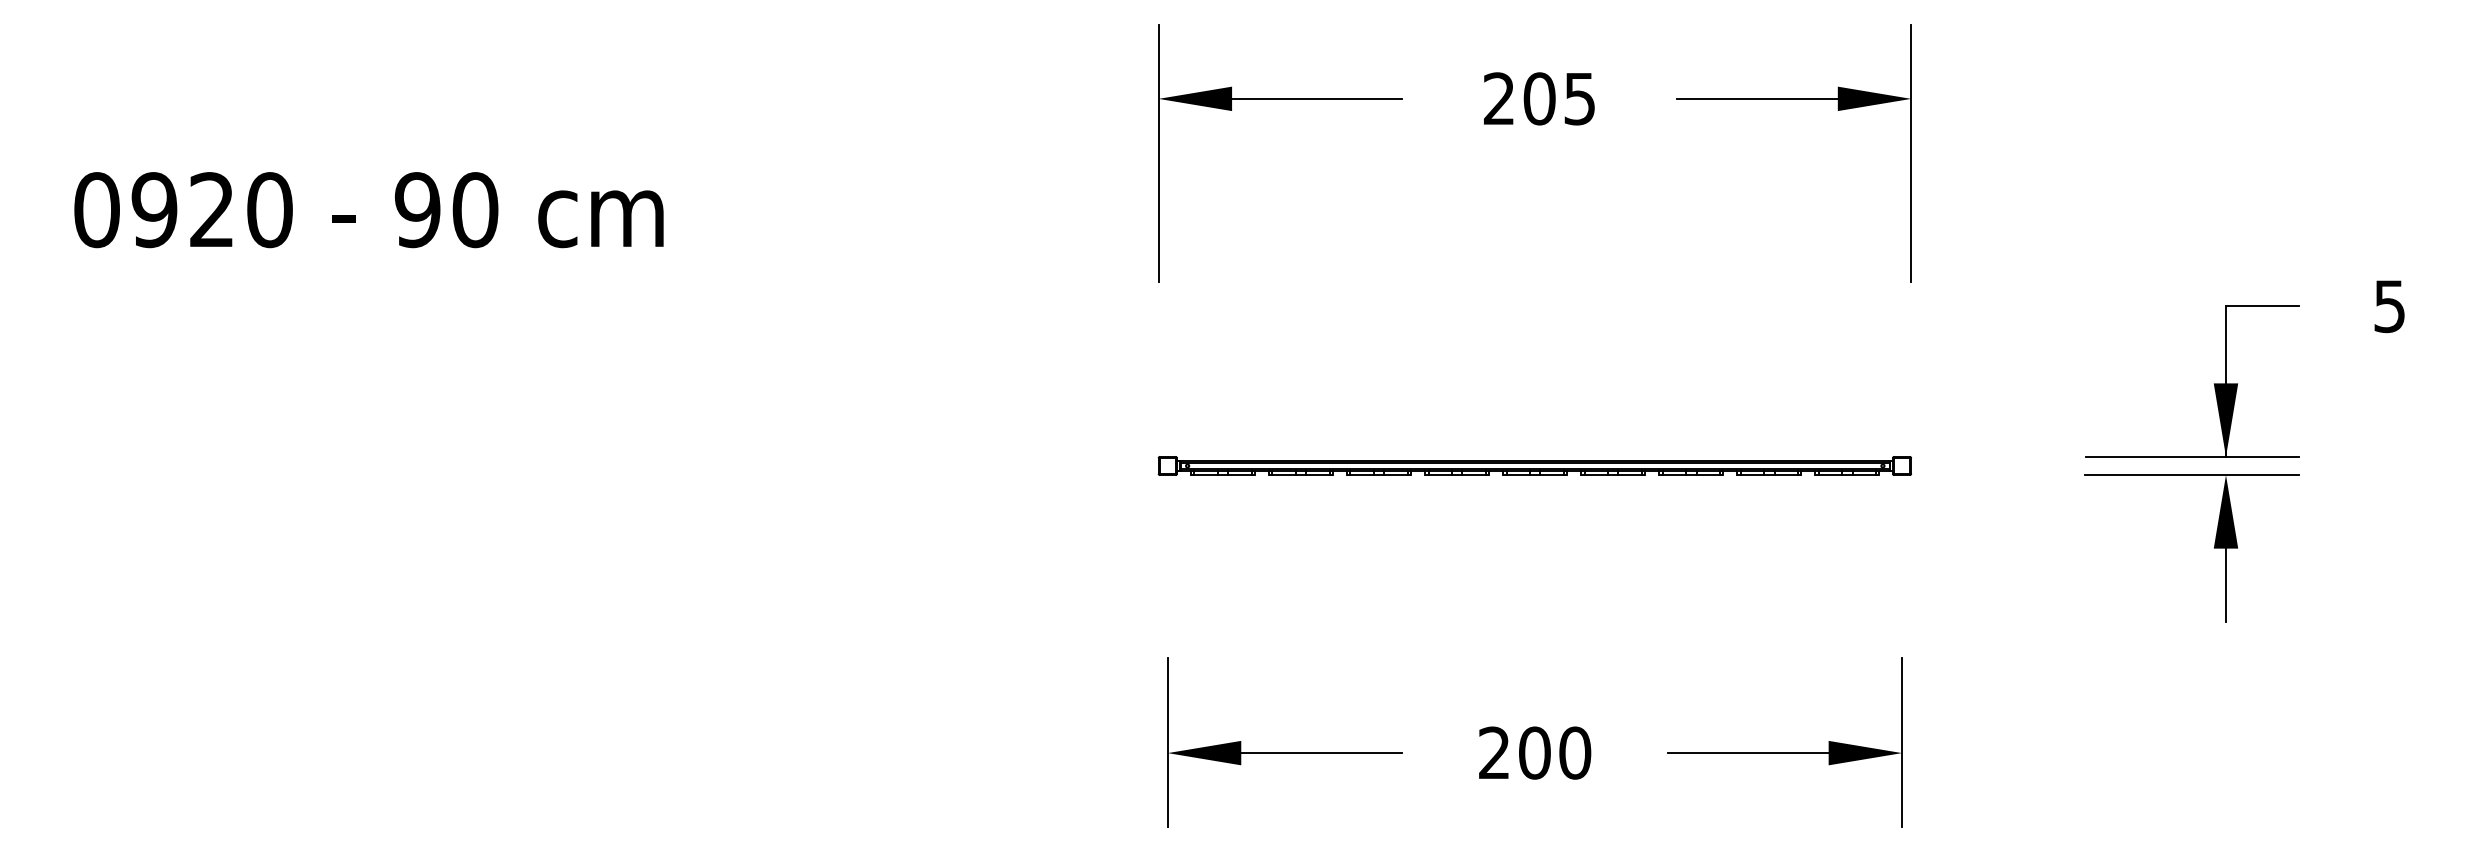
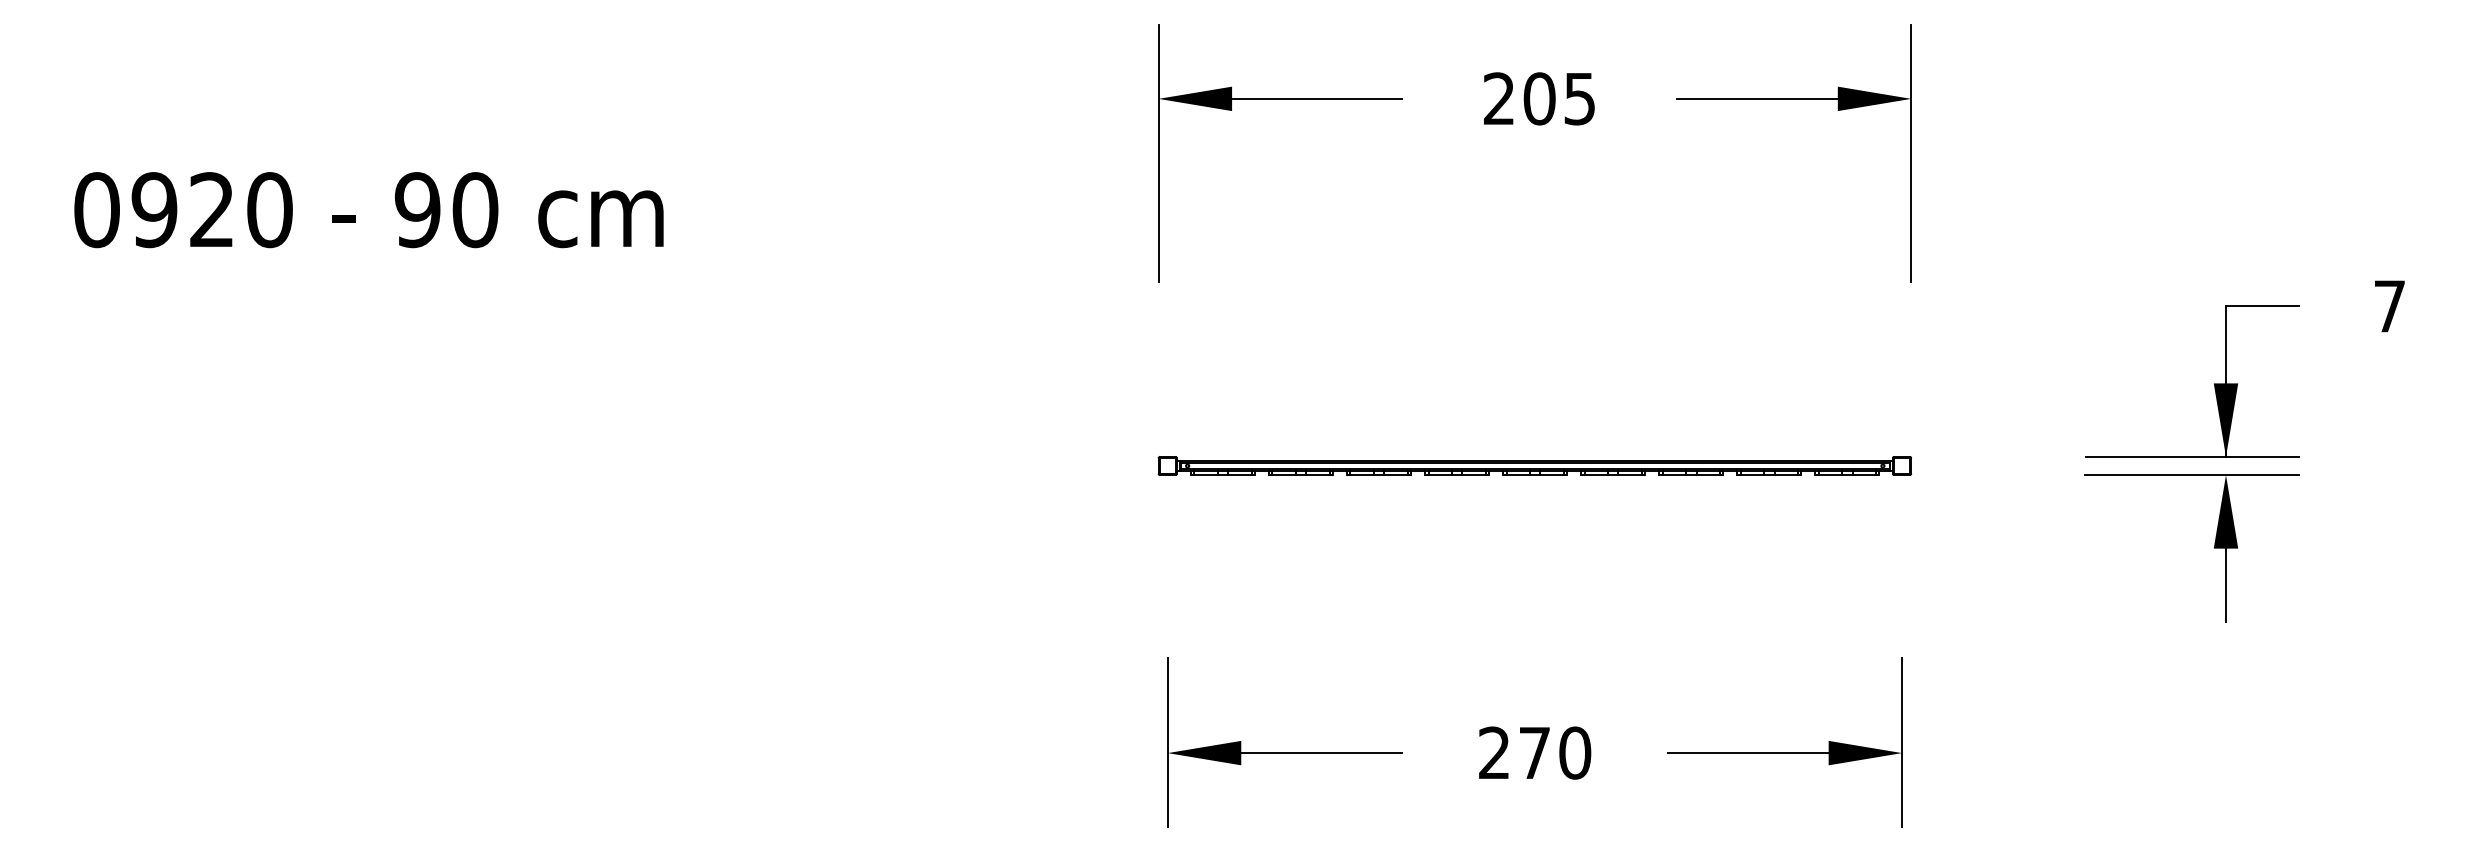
text: 5 -> 7 (2389, 306)
text: 200 -> 270 (1534, 752)
